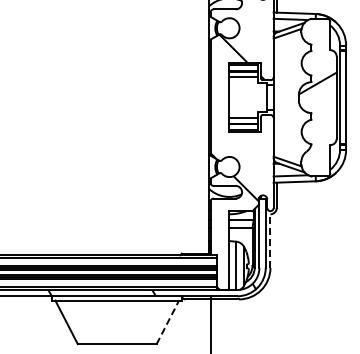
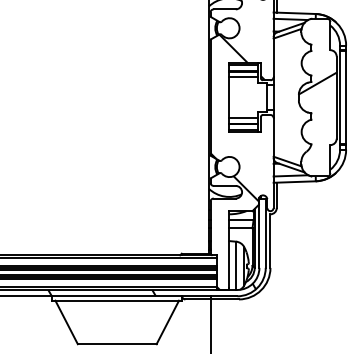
line: dashed -> solid (270, 241)
line: dashed -> solid (168, 322)
